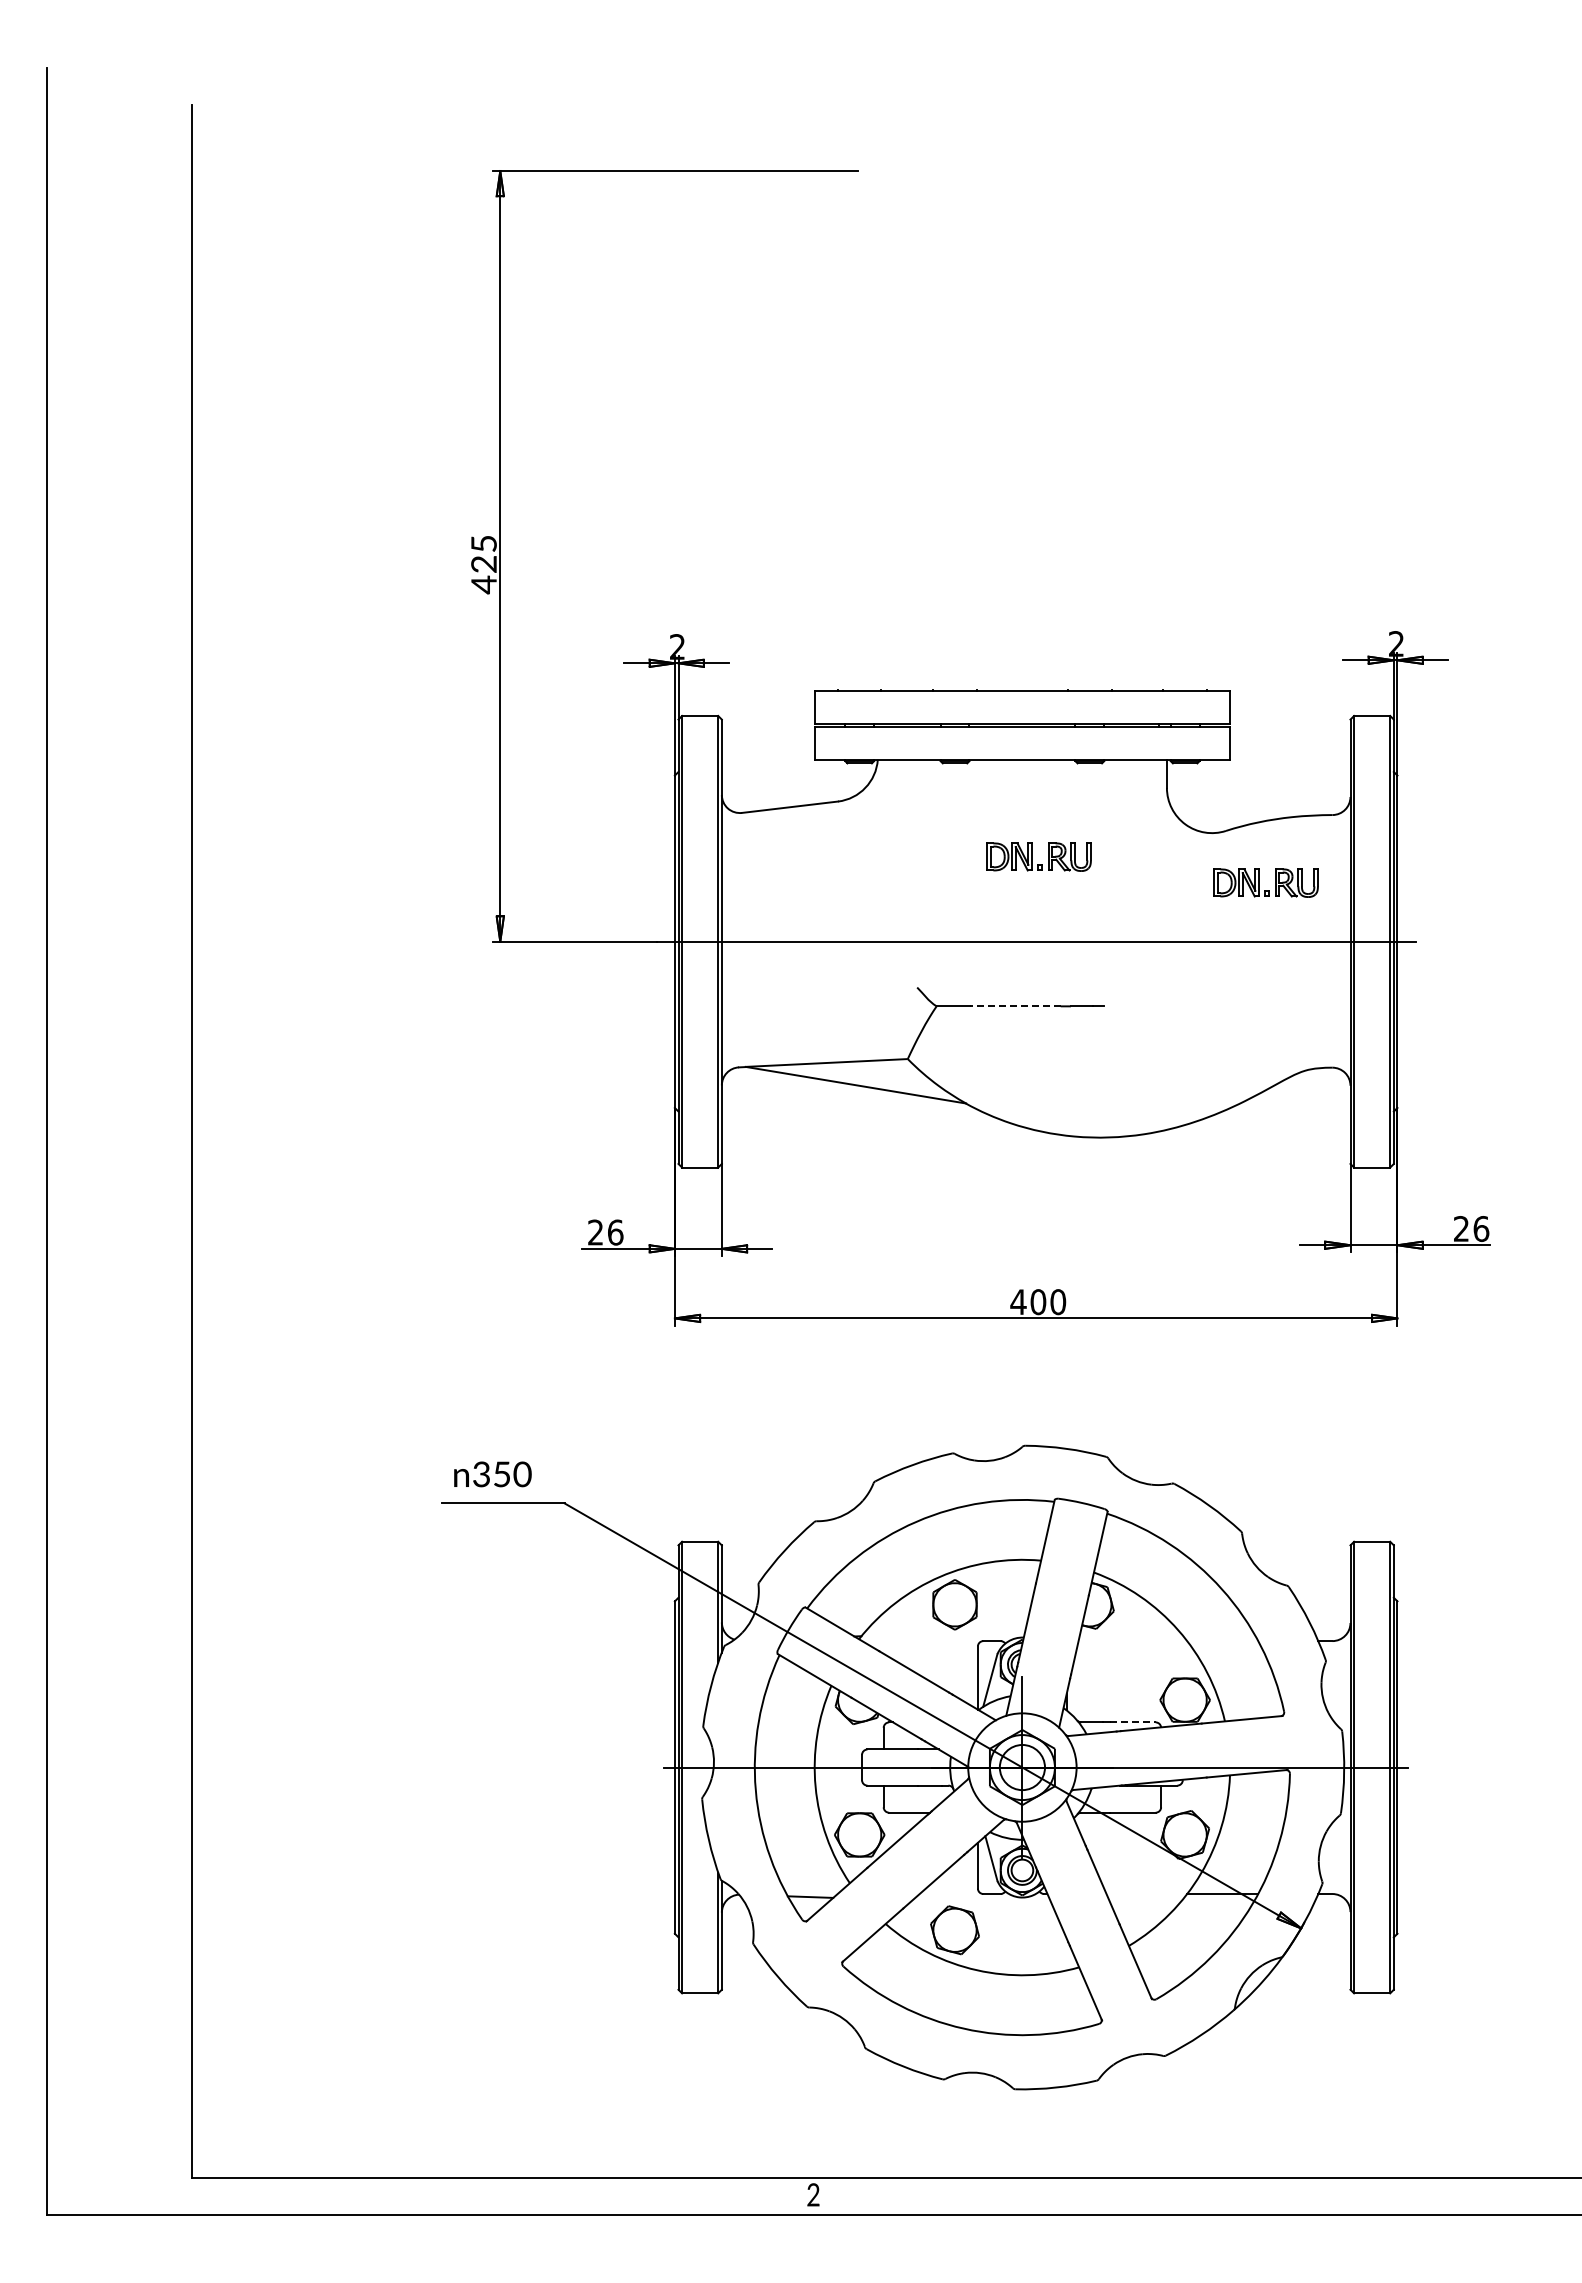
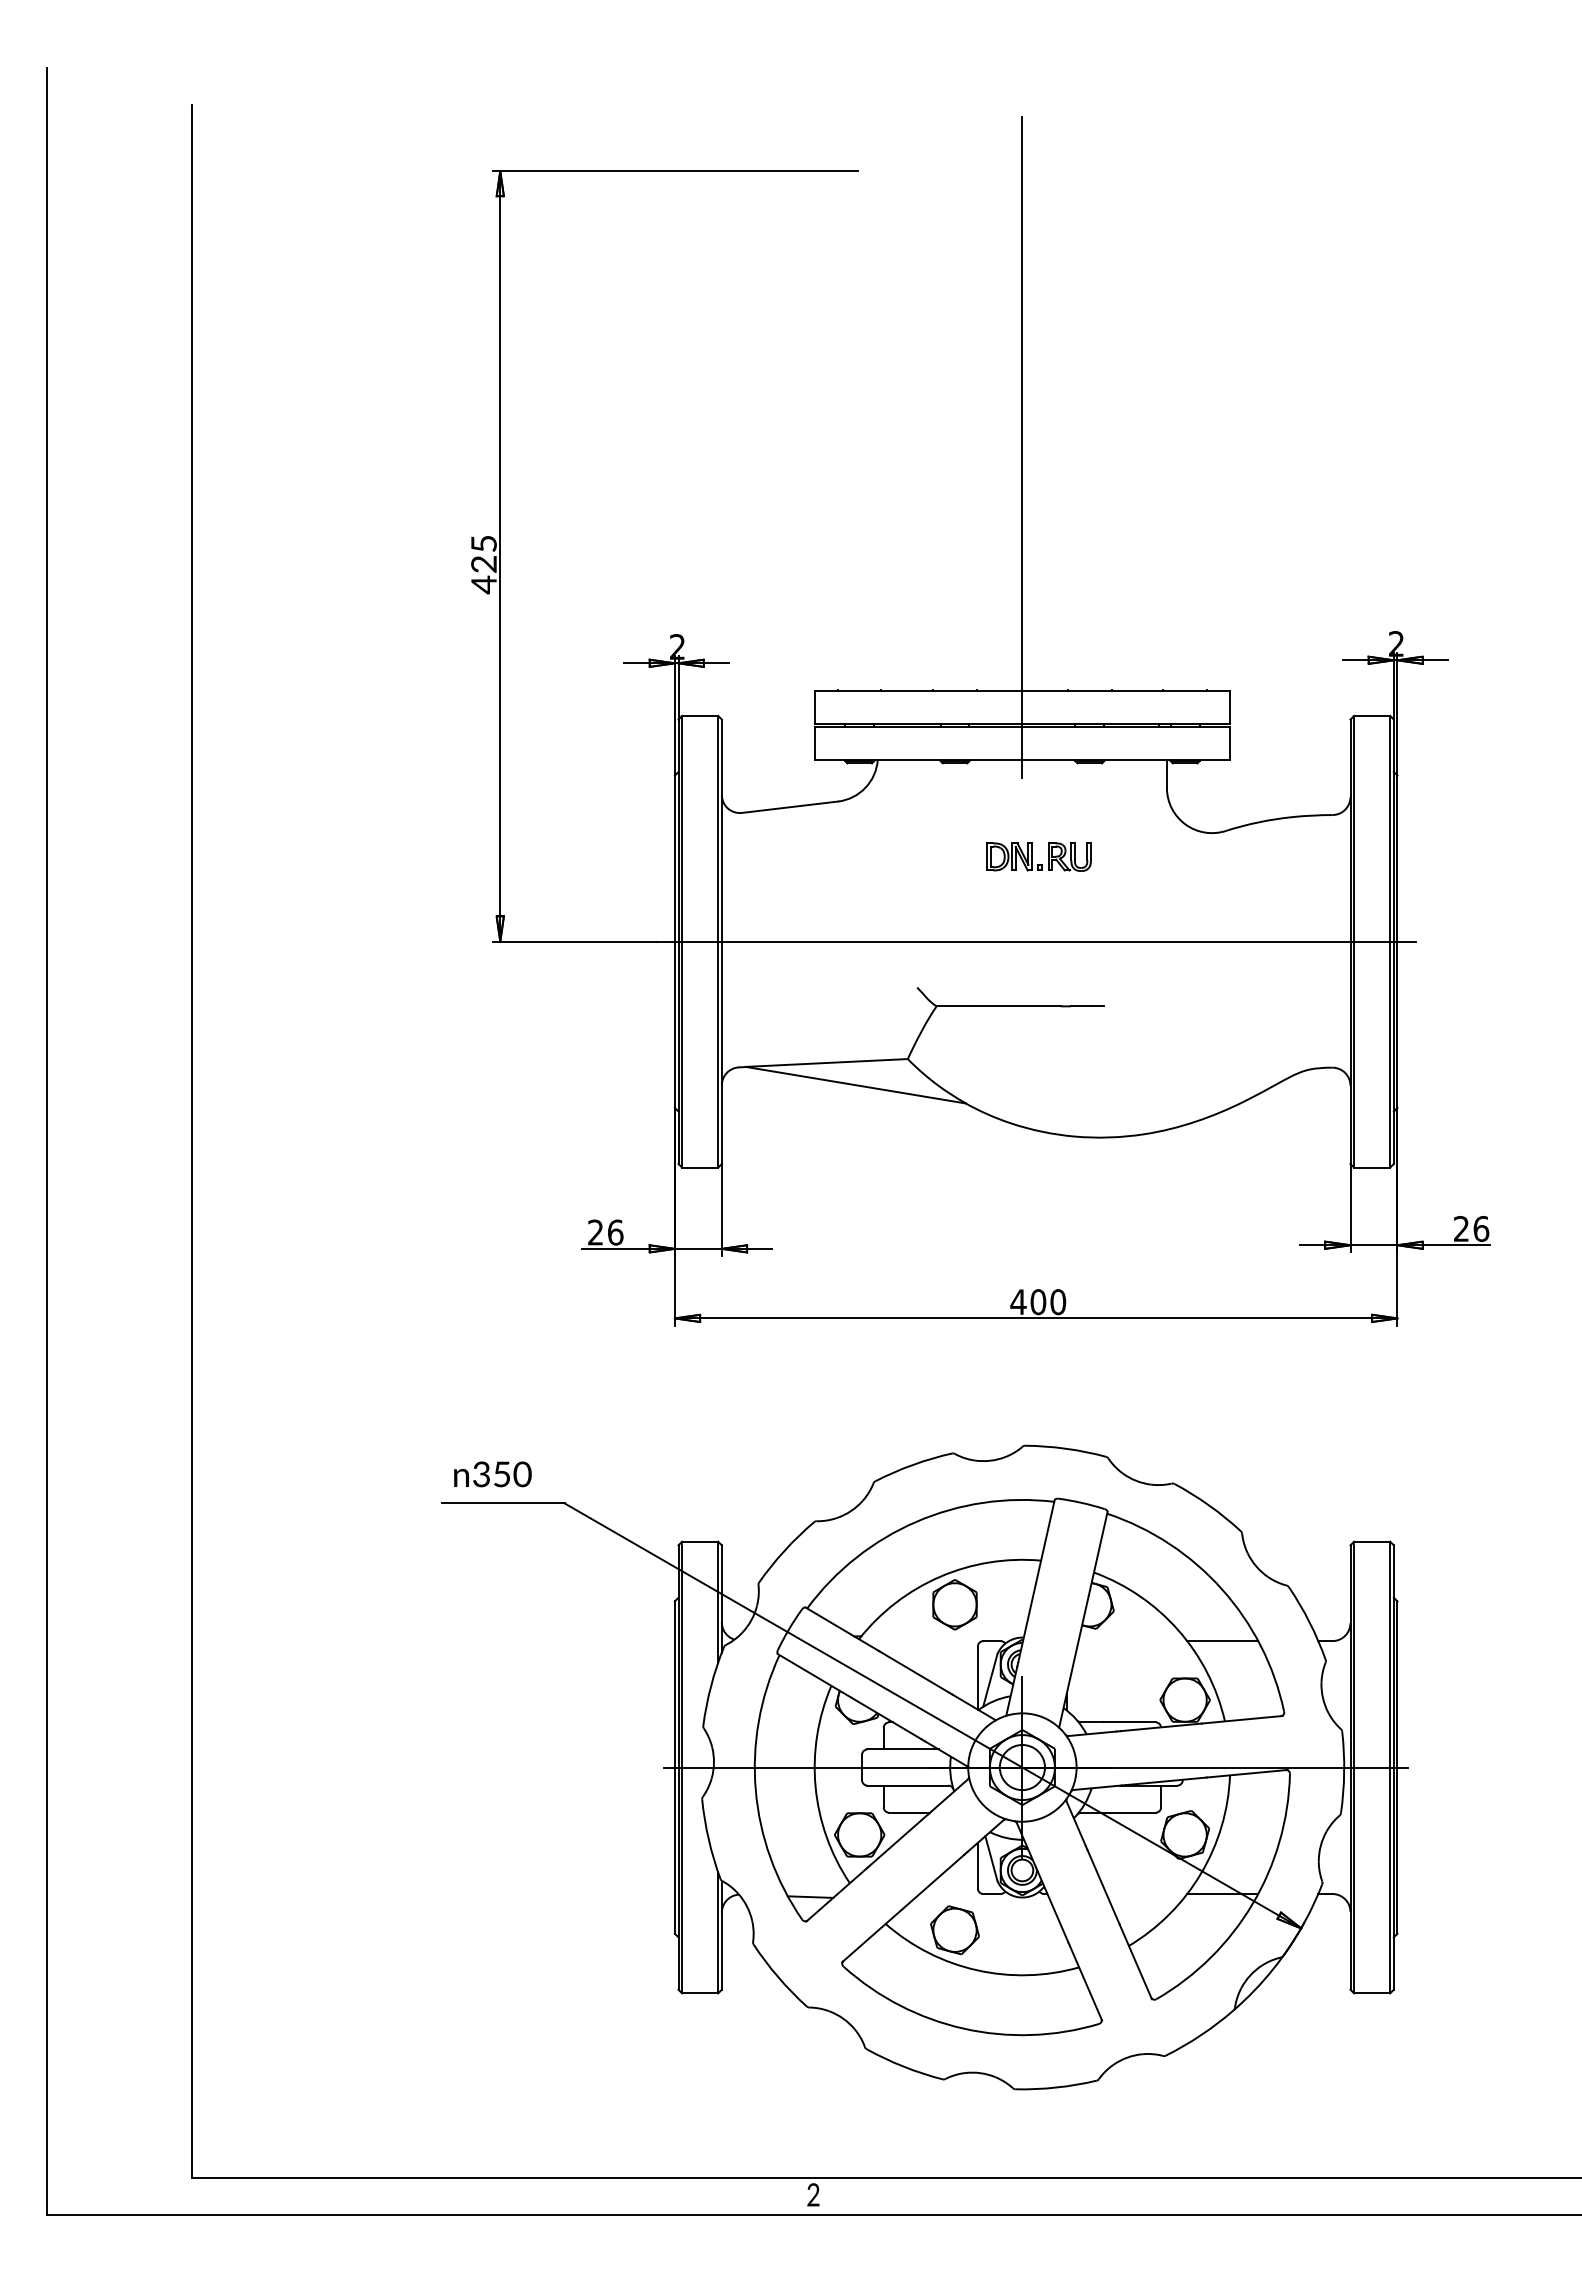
line: none -> present (1022, 447)
part: present -> none (1265, 882)
line: dashed -> solid (1014, 1006)
line: none -> present (1222, 1641)
line: dashed -> solid (1132, 1722)
